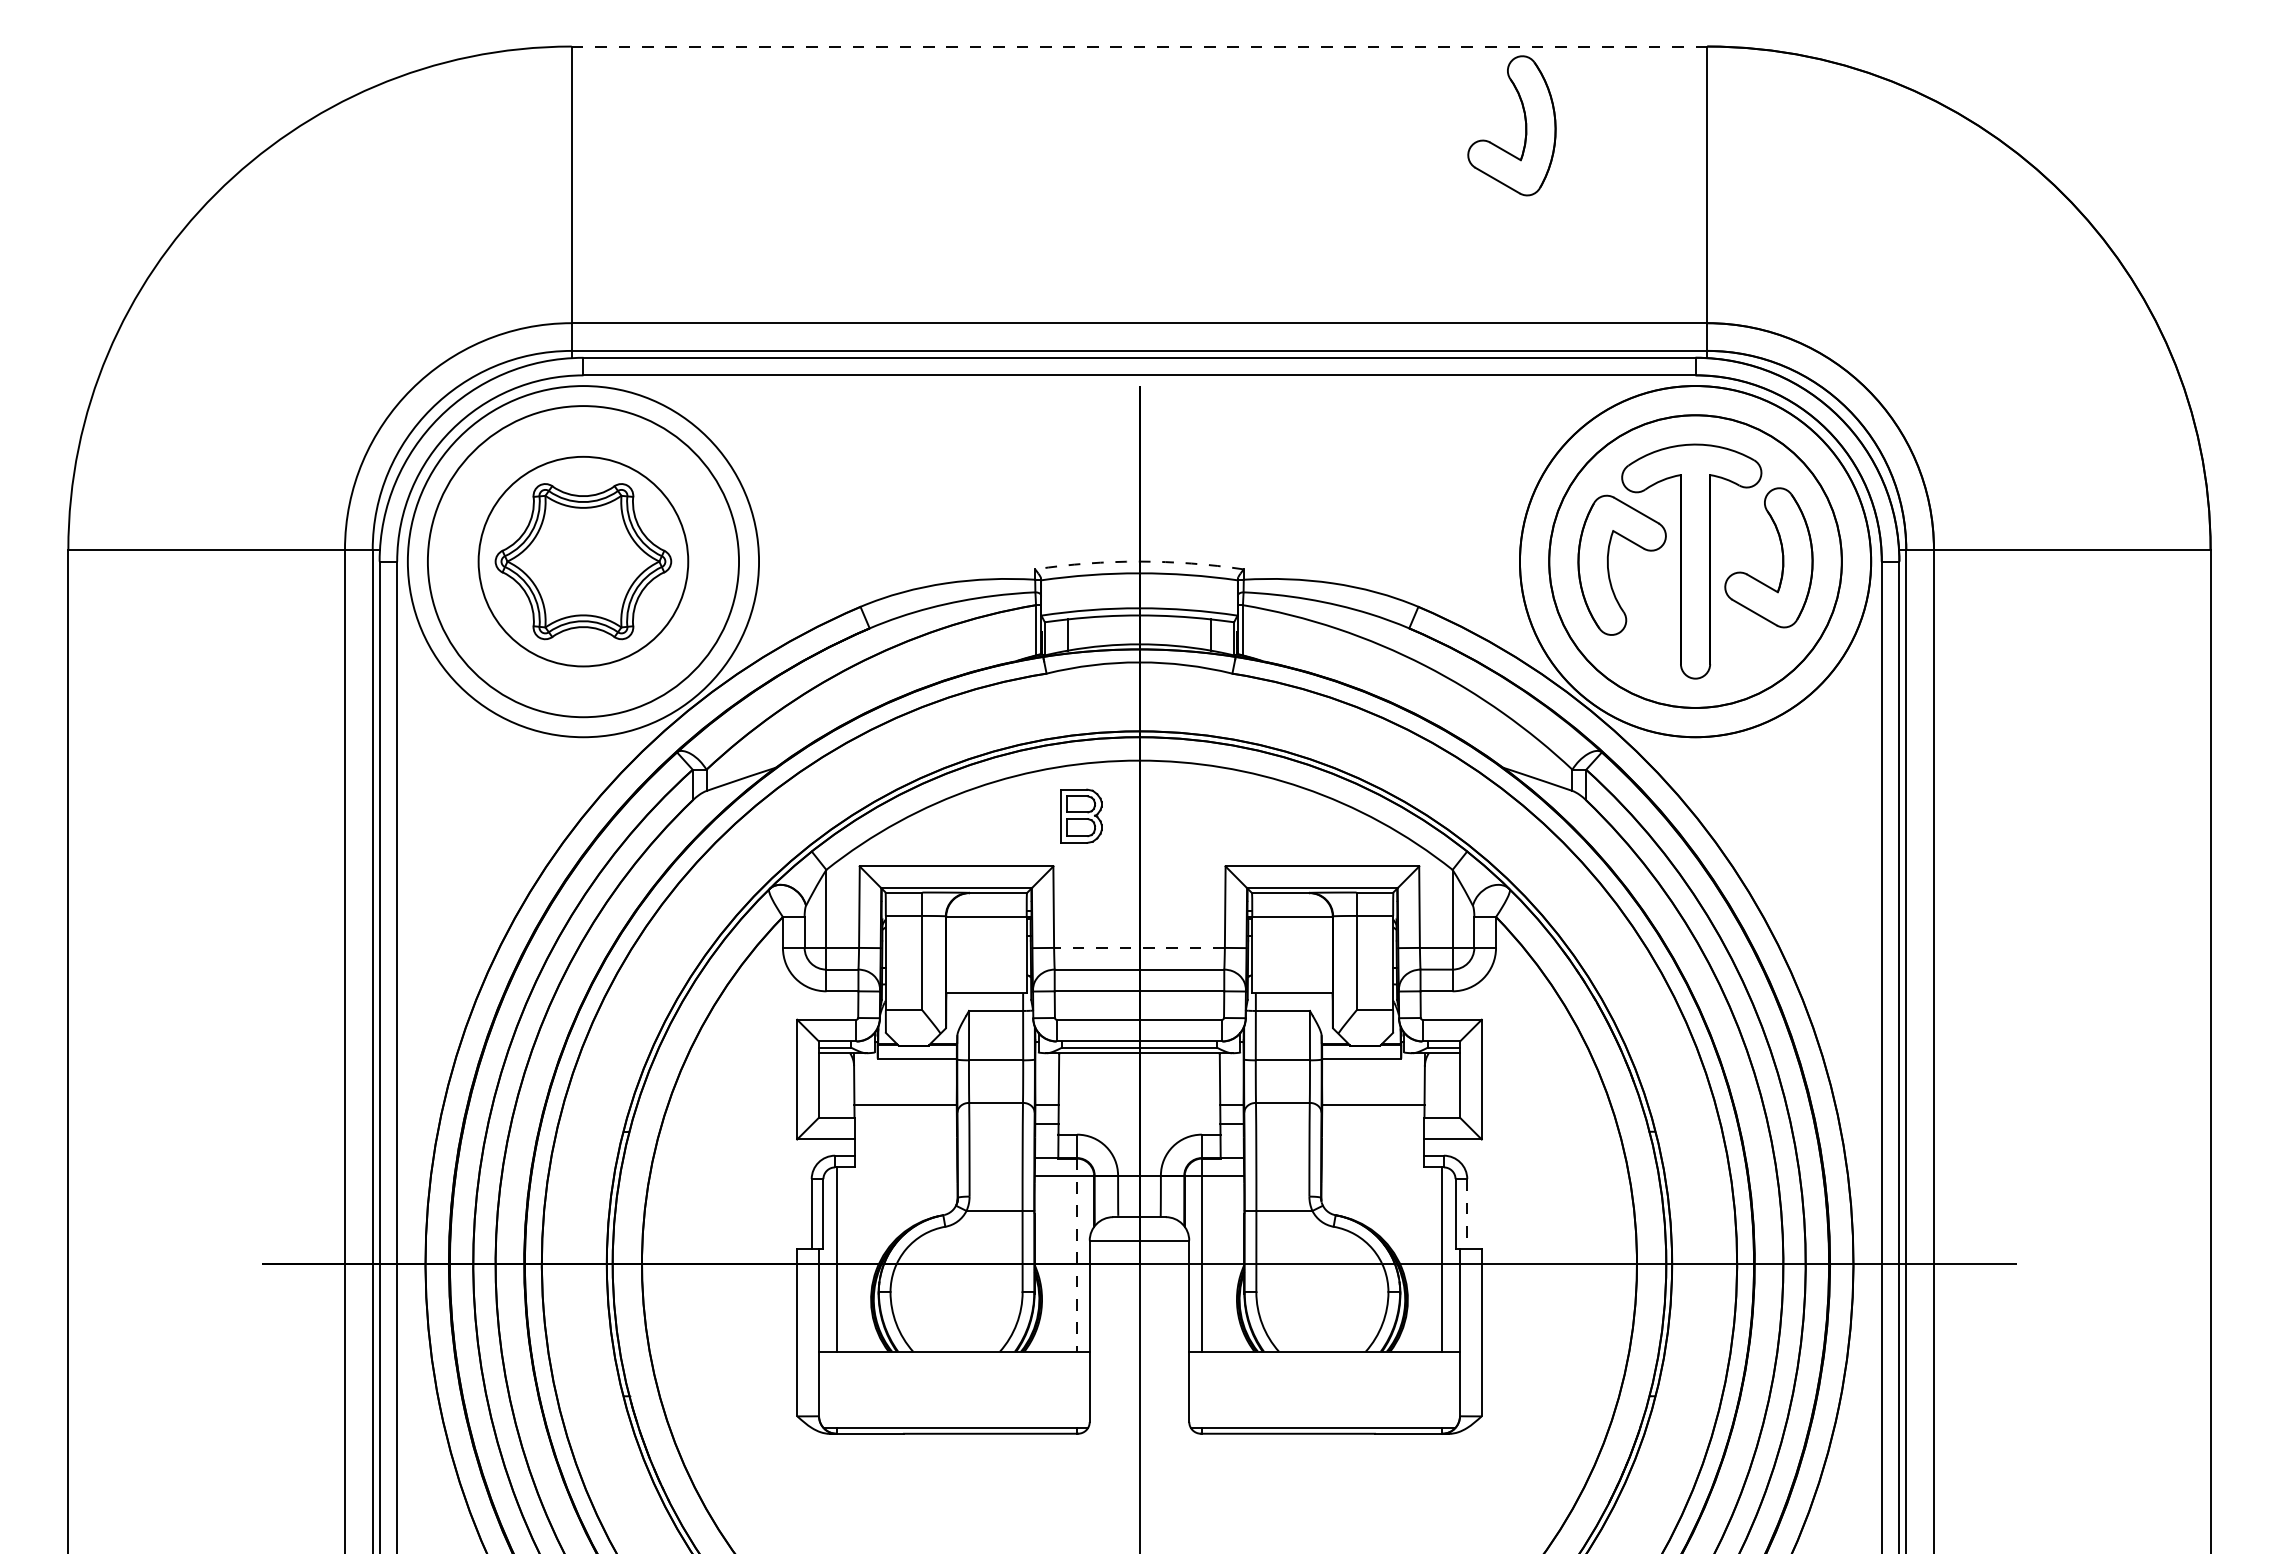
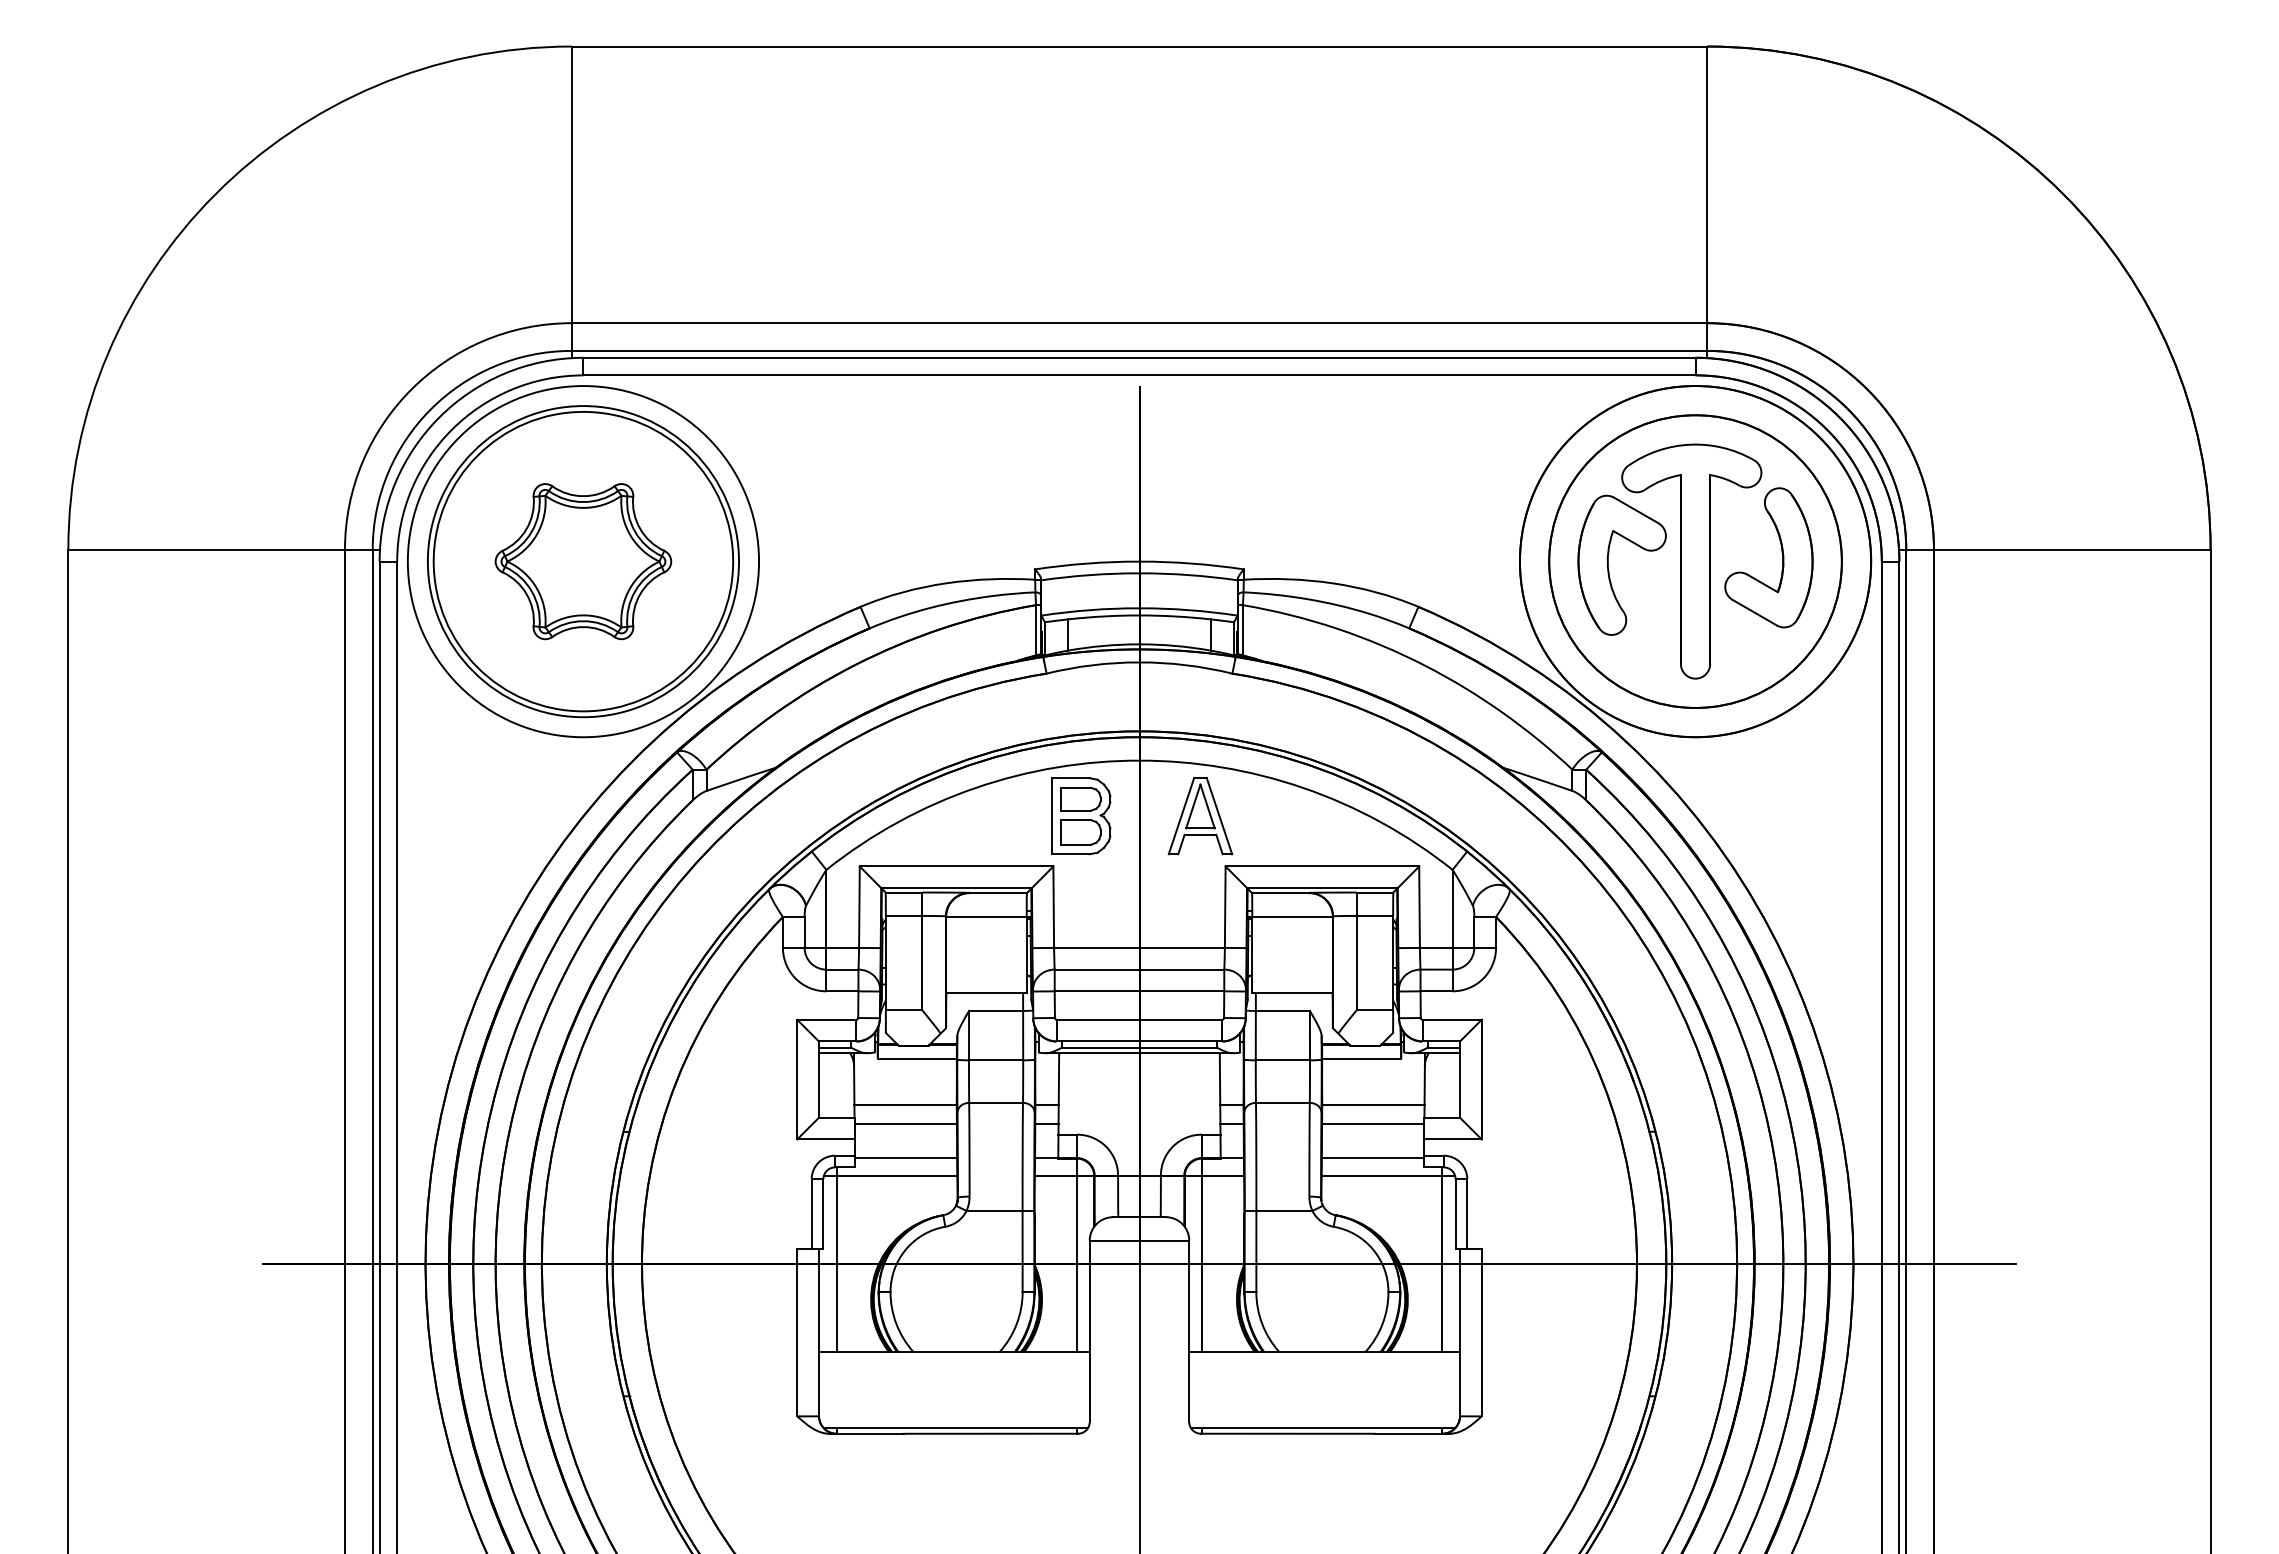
line: dashed -> solid (1139, 46)
part: present -> none (1524, 120)
circle diameter: 210 px -> 299 px (583, 561)
arc: dashed -> solid (1139, 561)
part size: 43x56 px -> 61x79 px (1081, 816)
part: none -> present (1200, 816)
line: dashed -> solid (1139, 947)
line: none -> present (905, 1123)
line: none -> present (1373, 1123)
line: none -> present (905, 1158)
line: none -> present (1372, 1158)
line: none -> present (890, 1176)
line: none -> present (1388, 1176)
line: dashed -> solid (1467, 1214)
line: dashed -> solid (1076, 1255)
